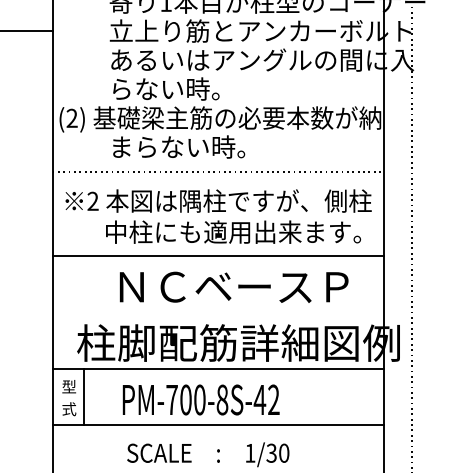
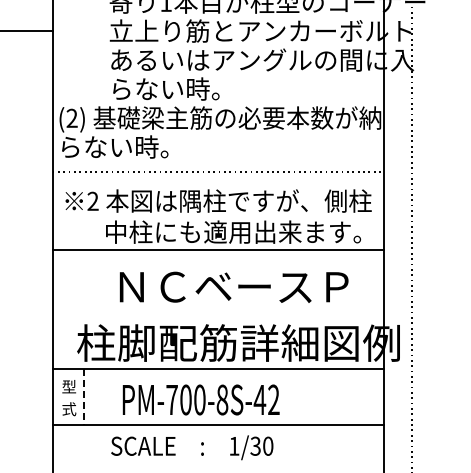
text: まらない時。 -> らない時。 (153, 146)
line position: (218, 256) -> (218, 250) (218, 250)
line: solid -> dashed (83, 397)
text position: (208, 454) -> (192, 447) (192, 447)
